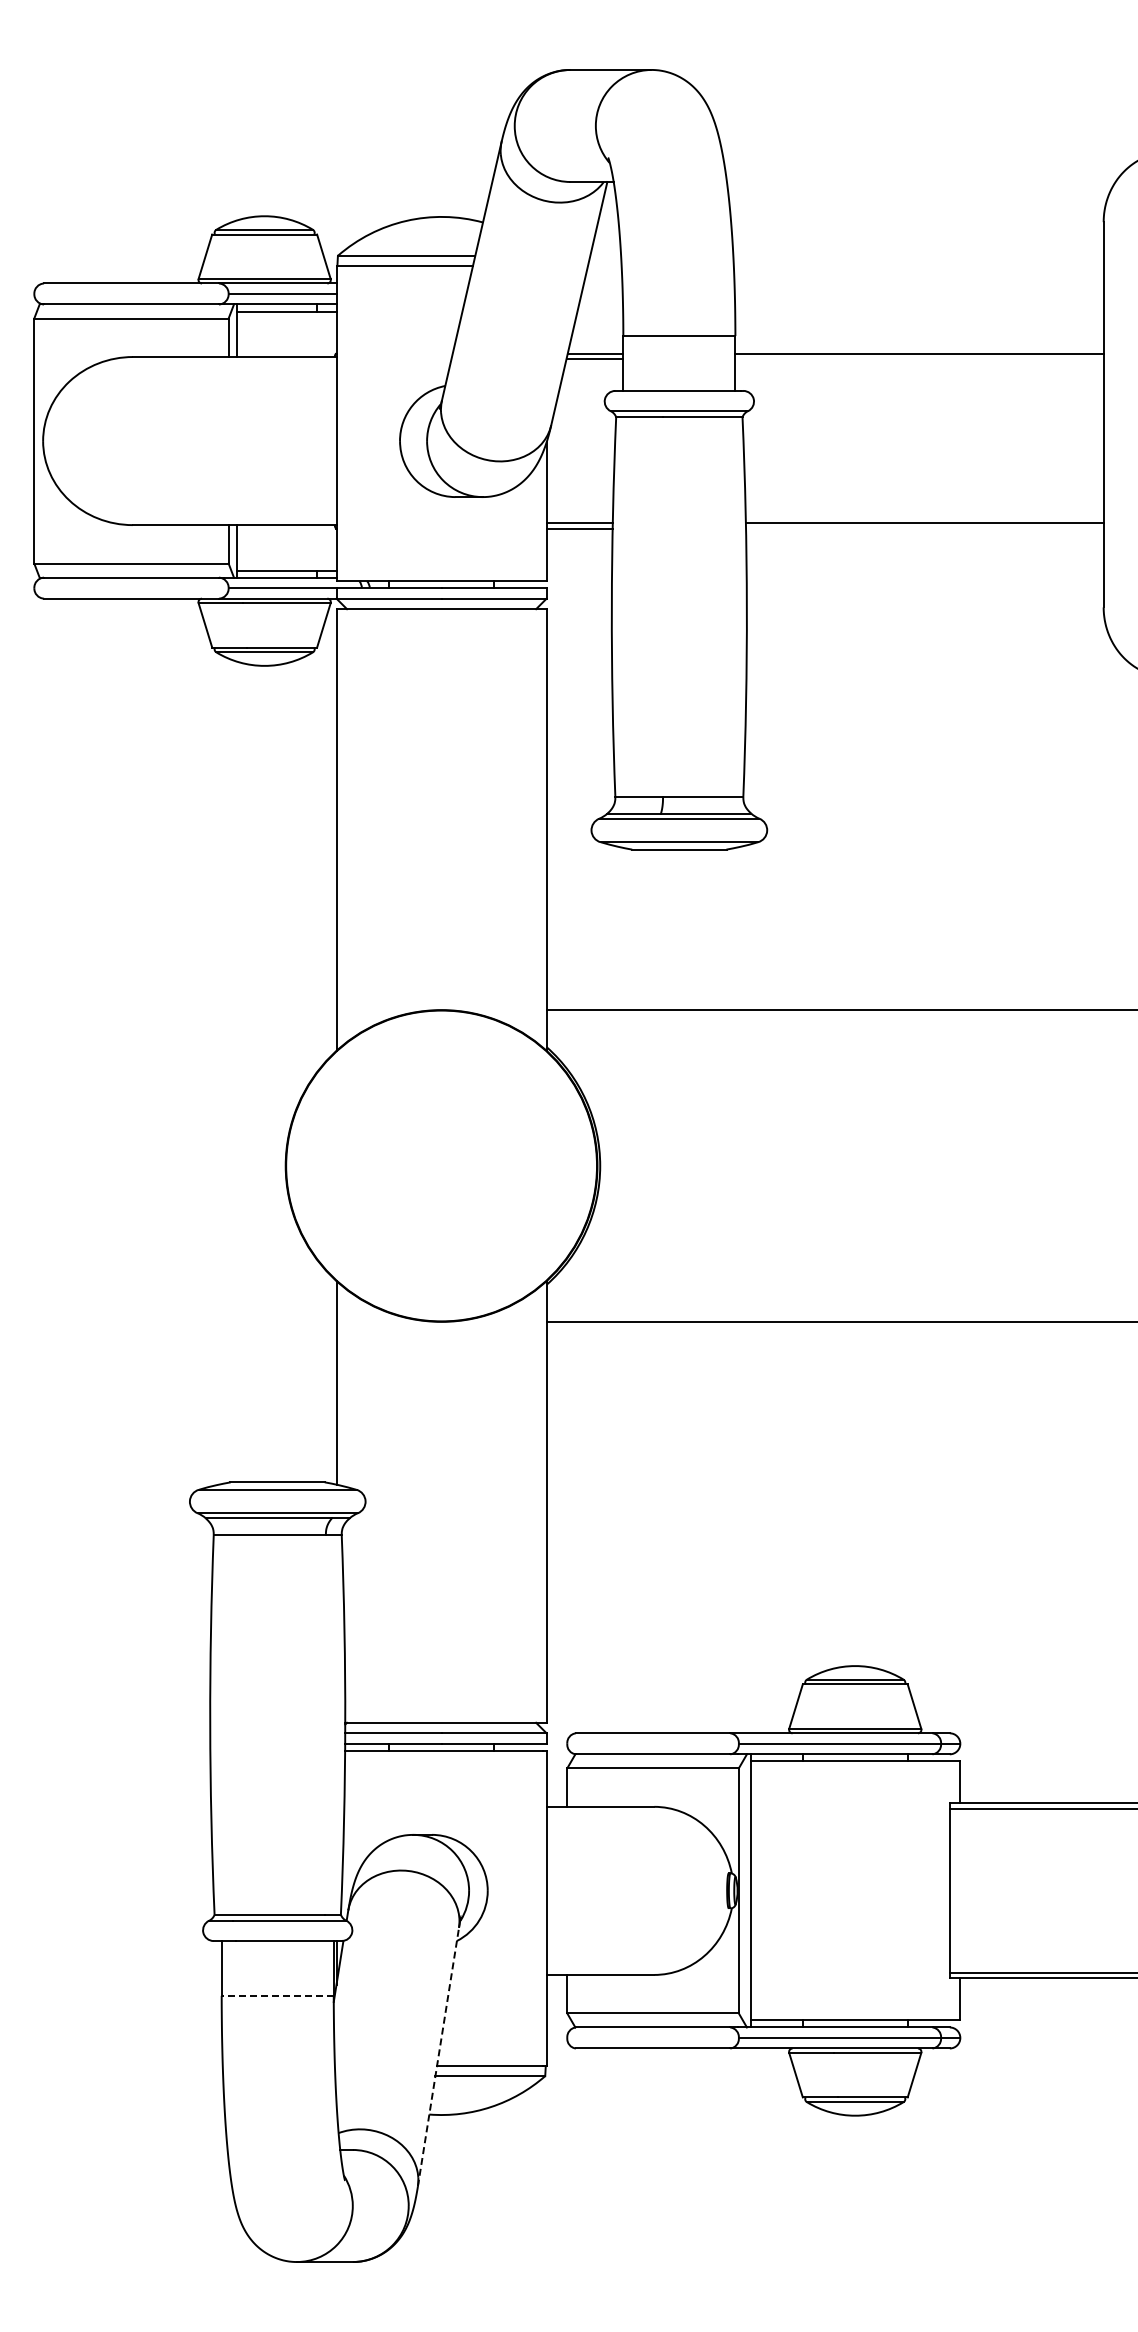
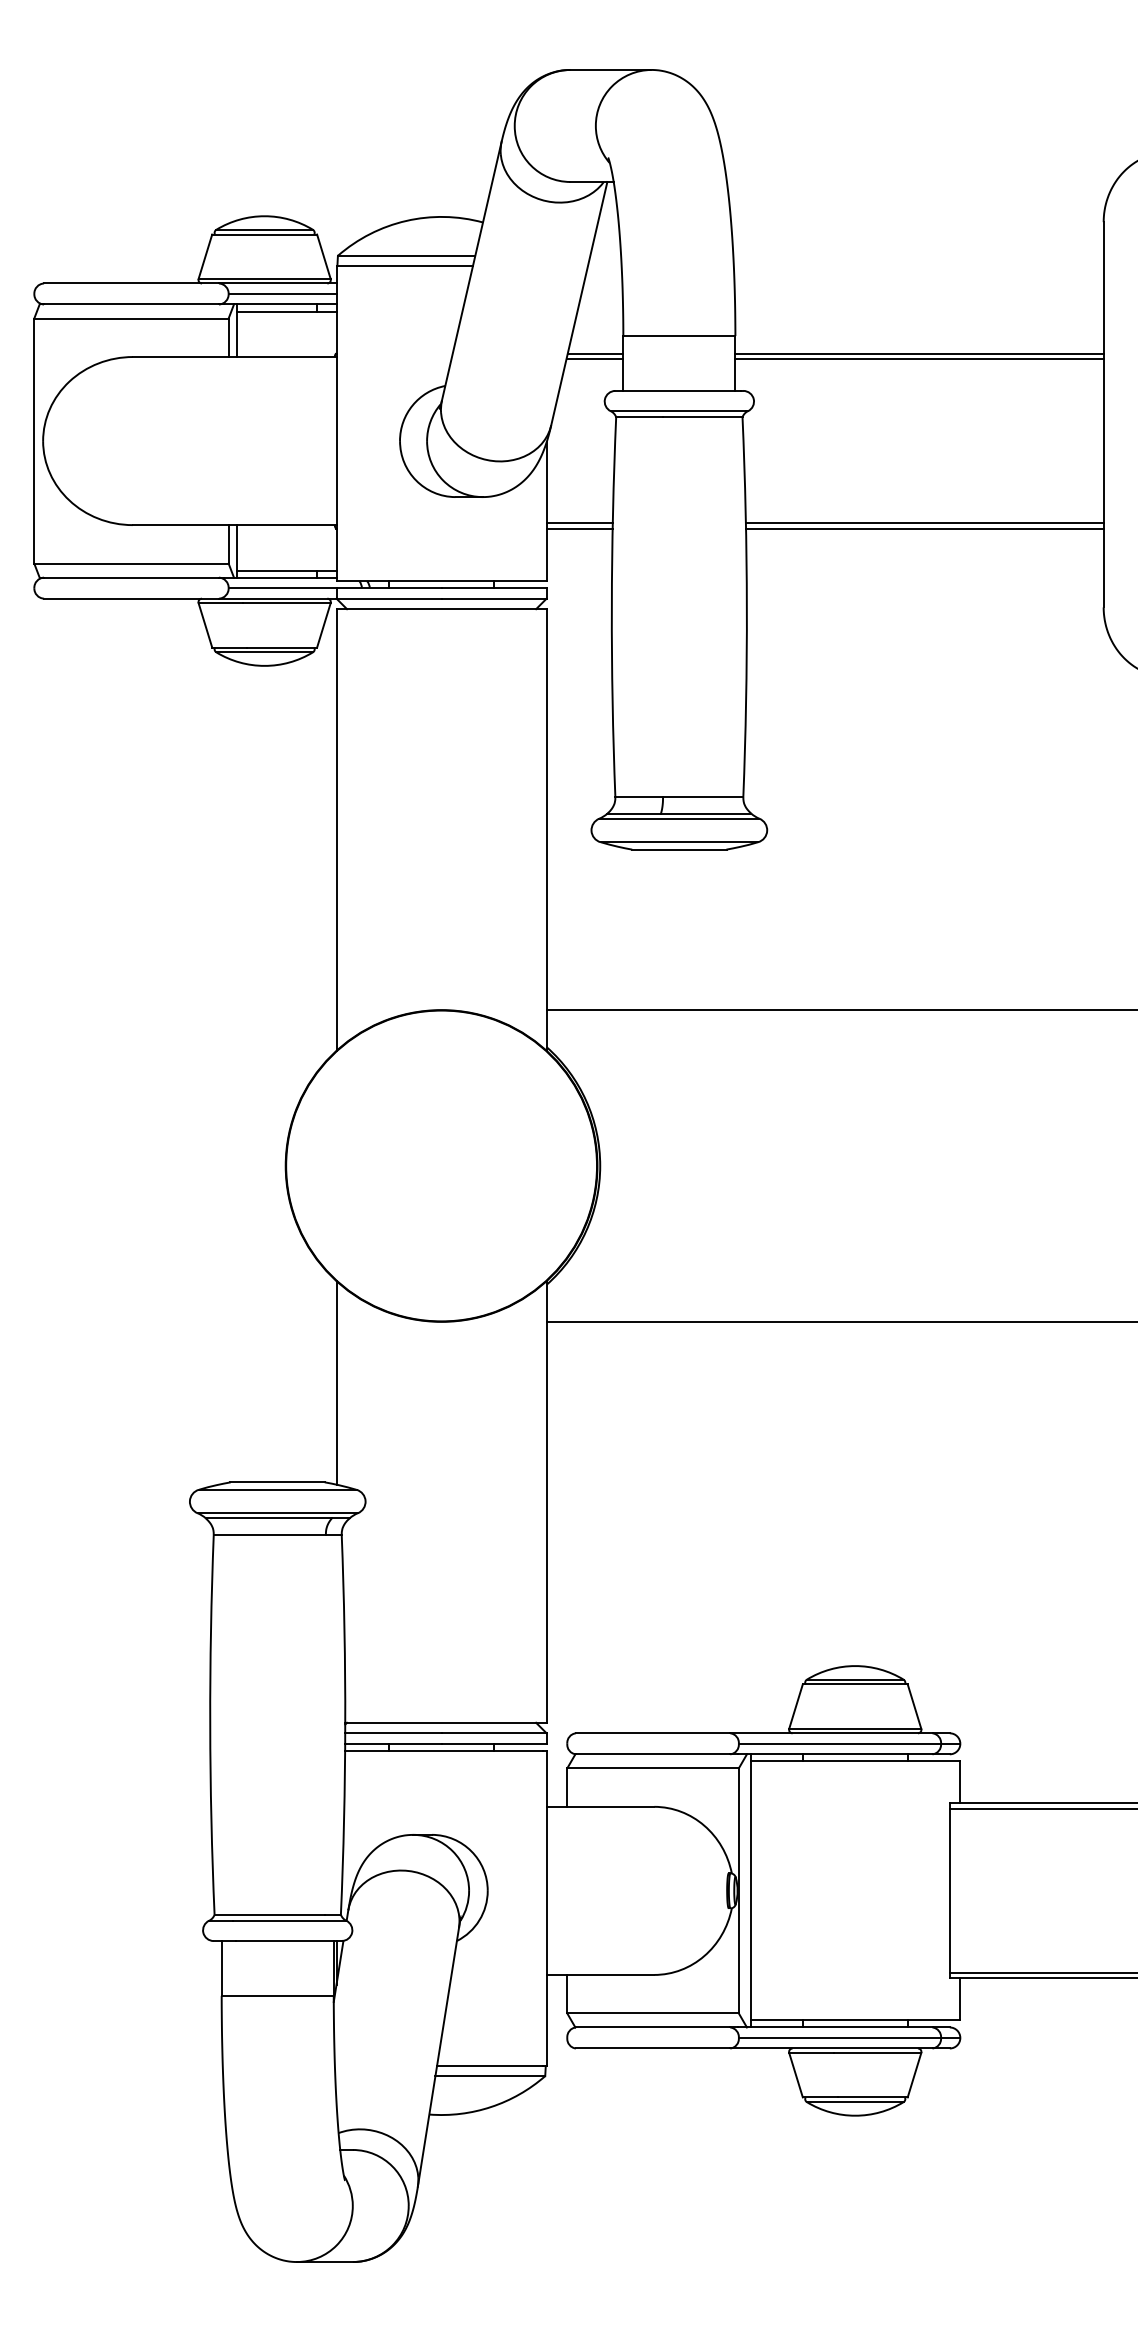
line: none -> present (919, 358)
line: none -> present (924, 528)
line: dashed -> solid (277, 1995)
line: dashed -> solid (438, 2056)
